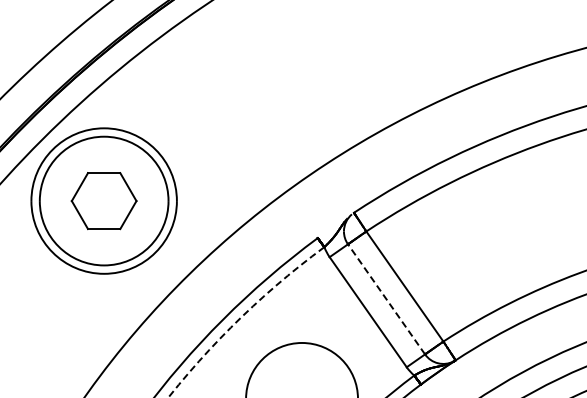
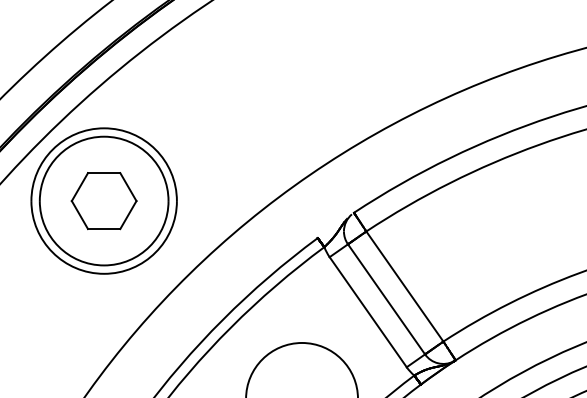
line: dashed -> solid (386, 298)
arc: dashed -> solid (241, 317)
